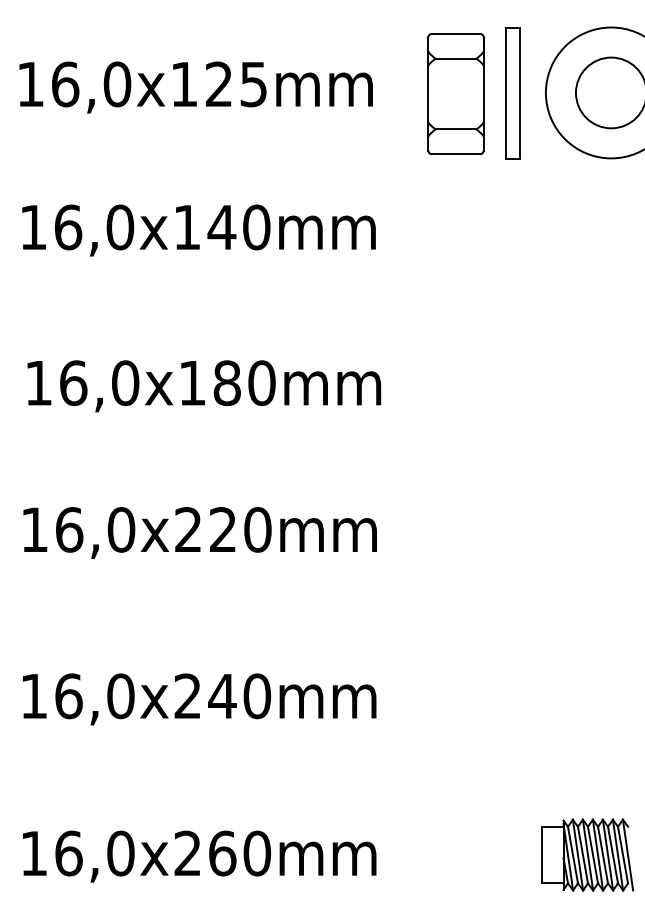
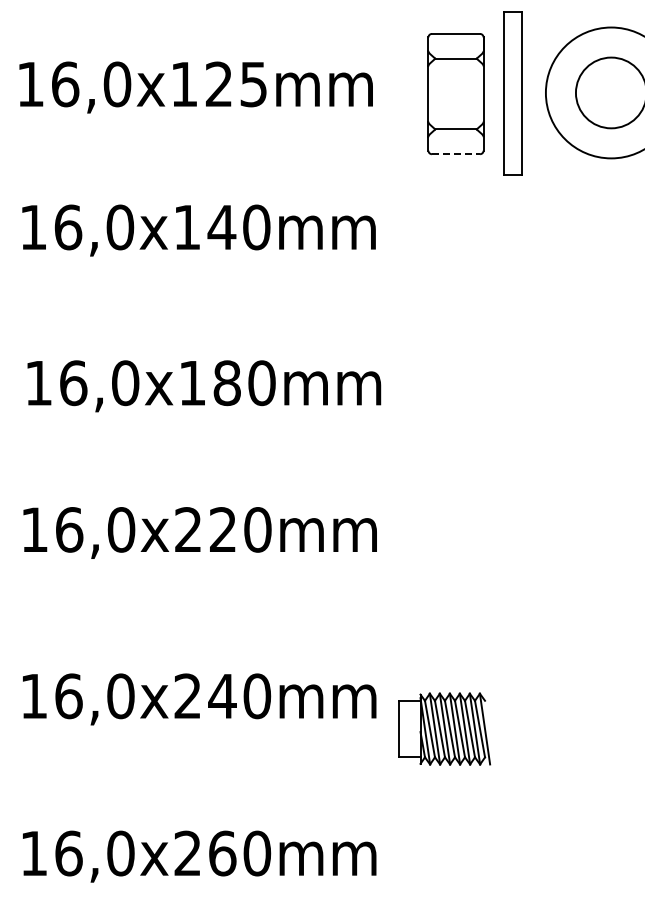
part size: 16x133 px -> 20x165 px (512, 93)
line: solid -> dashed (456, 154)
part position: (587, 854) -> (444, 728) (444, 728)
